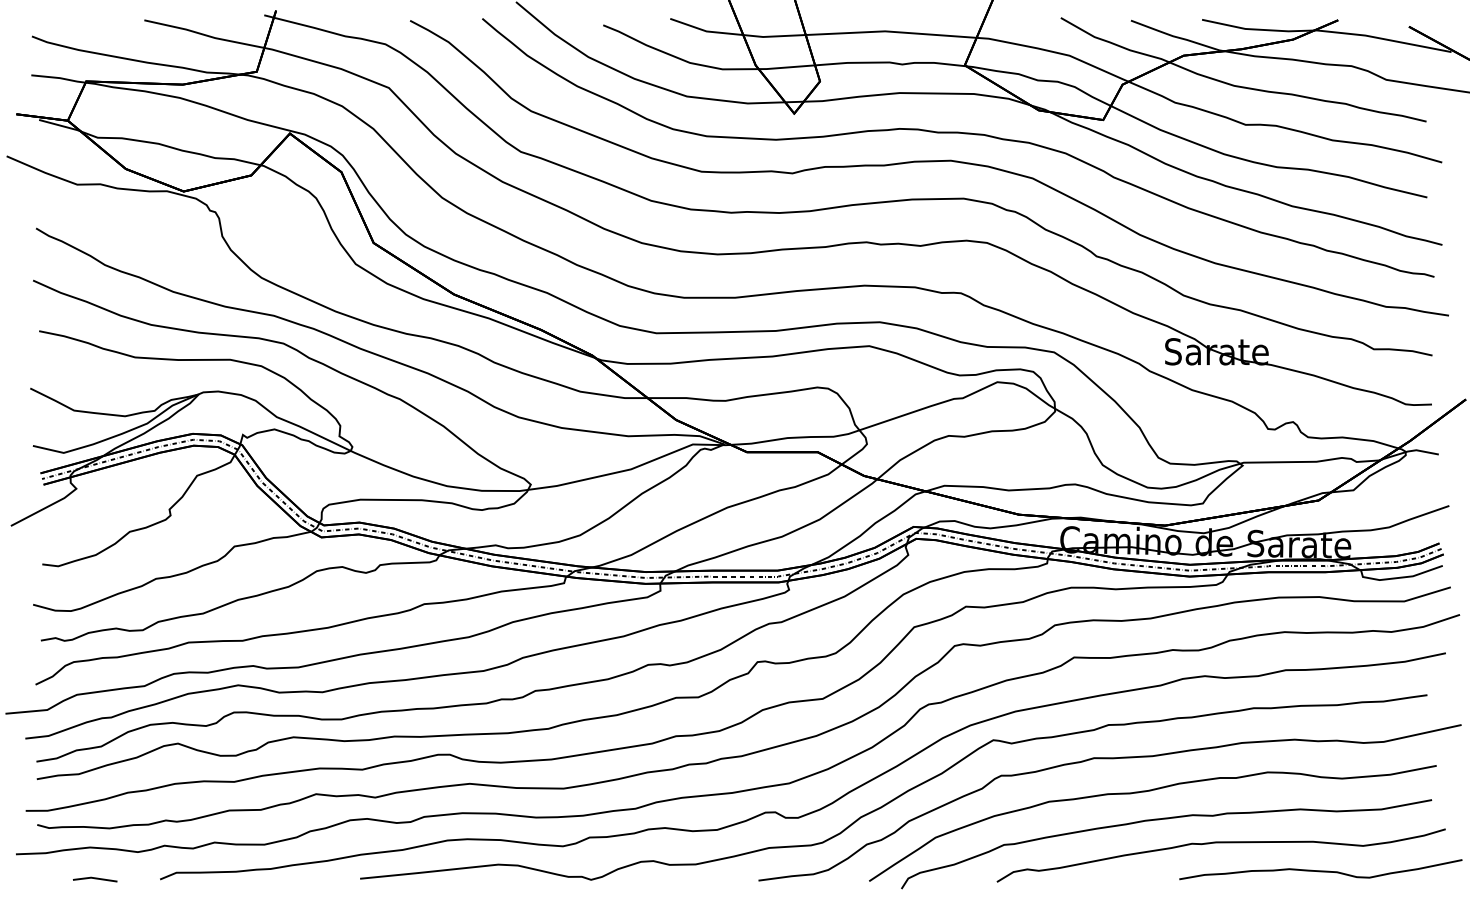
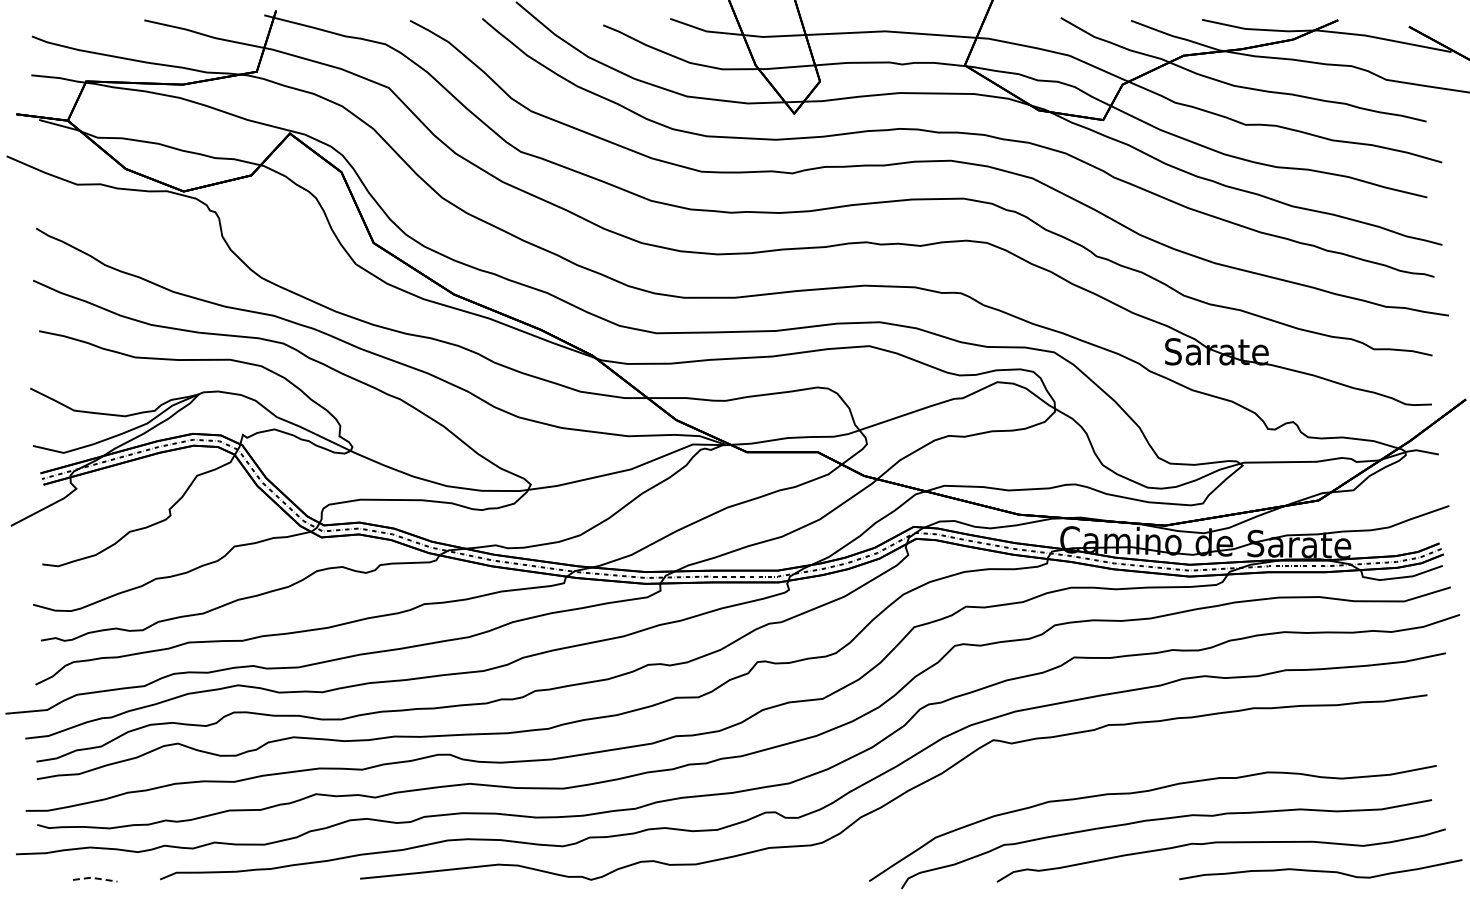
curve: present -> none (1109, 759)
line: solid -> dashed (95, 878)
